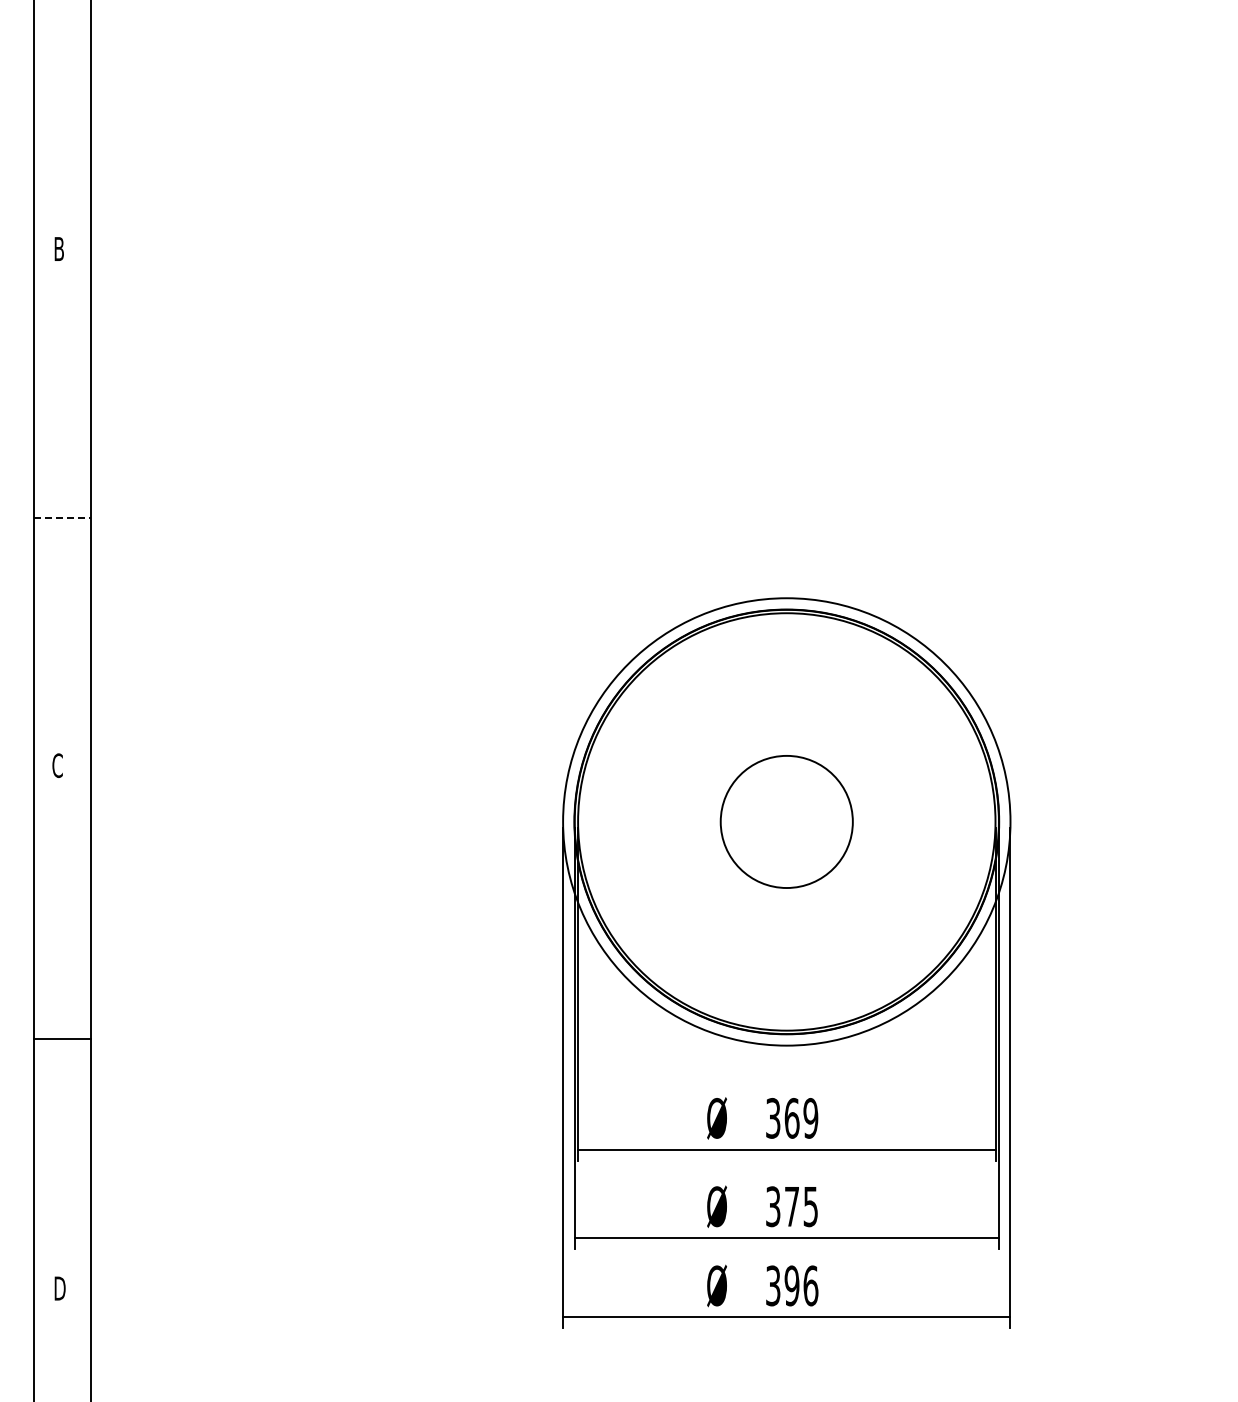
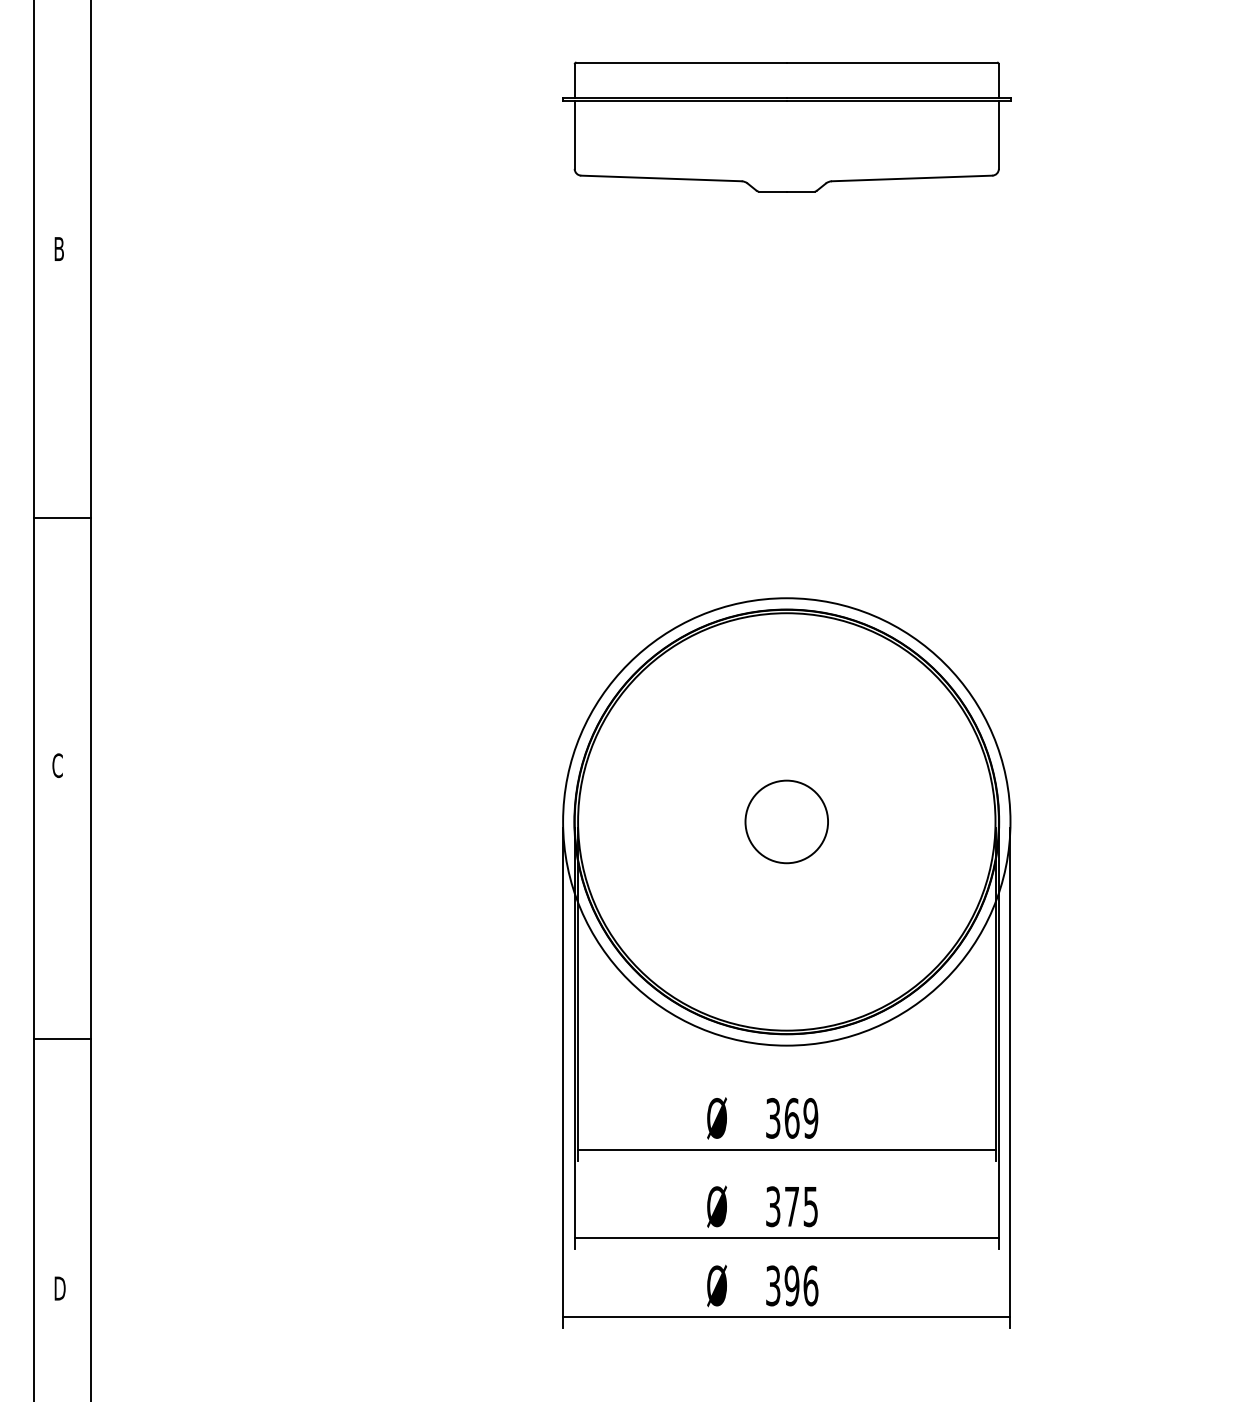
part: none -> present (786, 126)
line: dashed -> solid (63, 518)
circle diameter: 132 px -> 83 px (786, 821)
